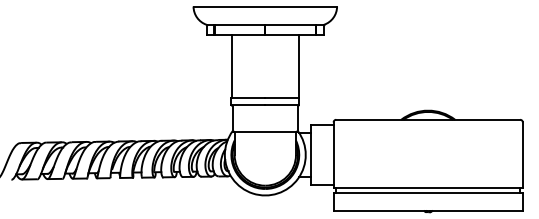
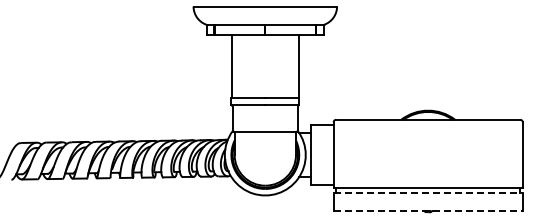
line: solid -> dashed (428, 192)
line: solid -> dashed (428, 211)
